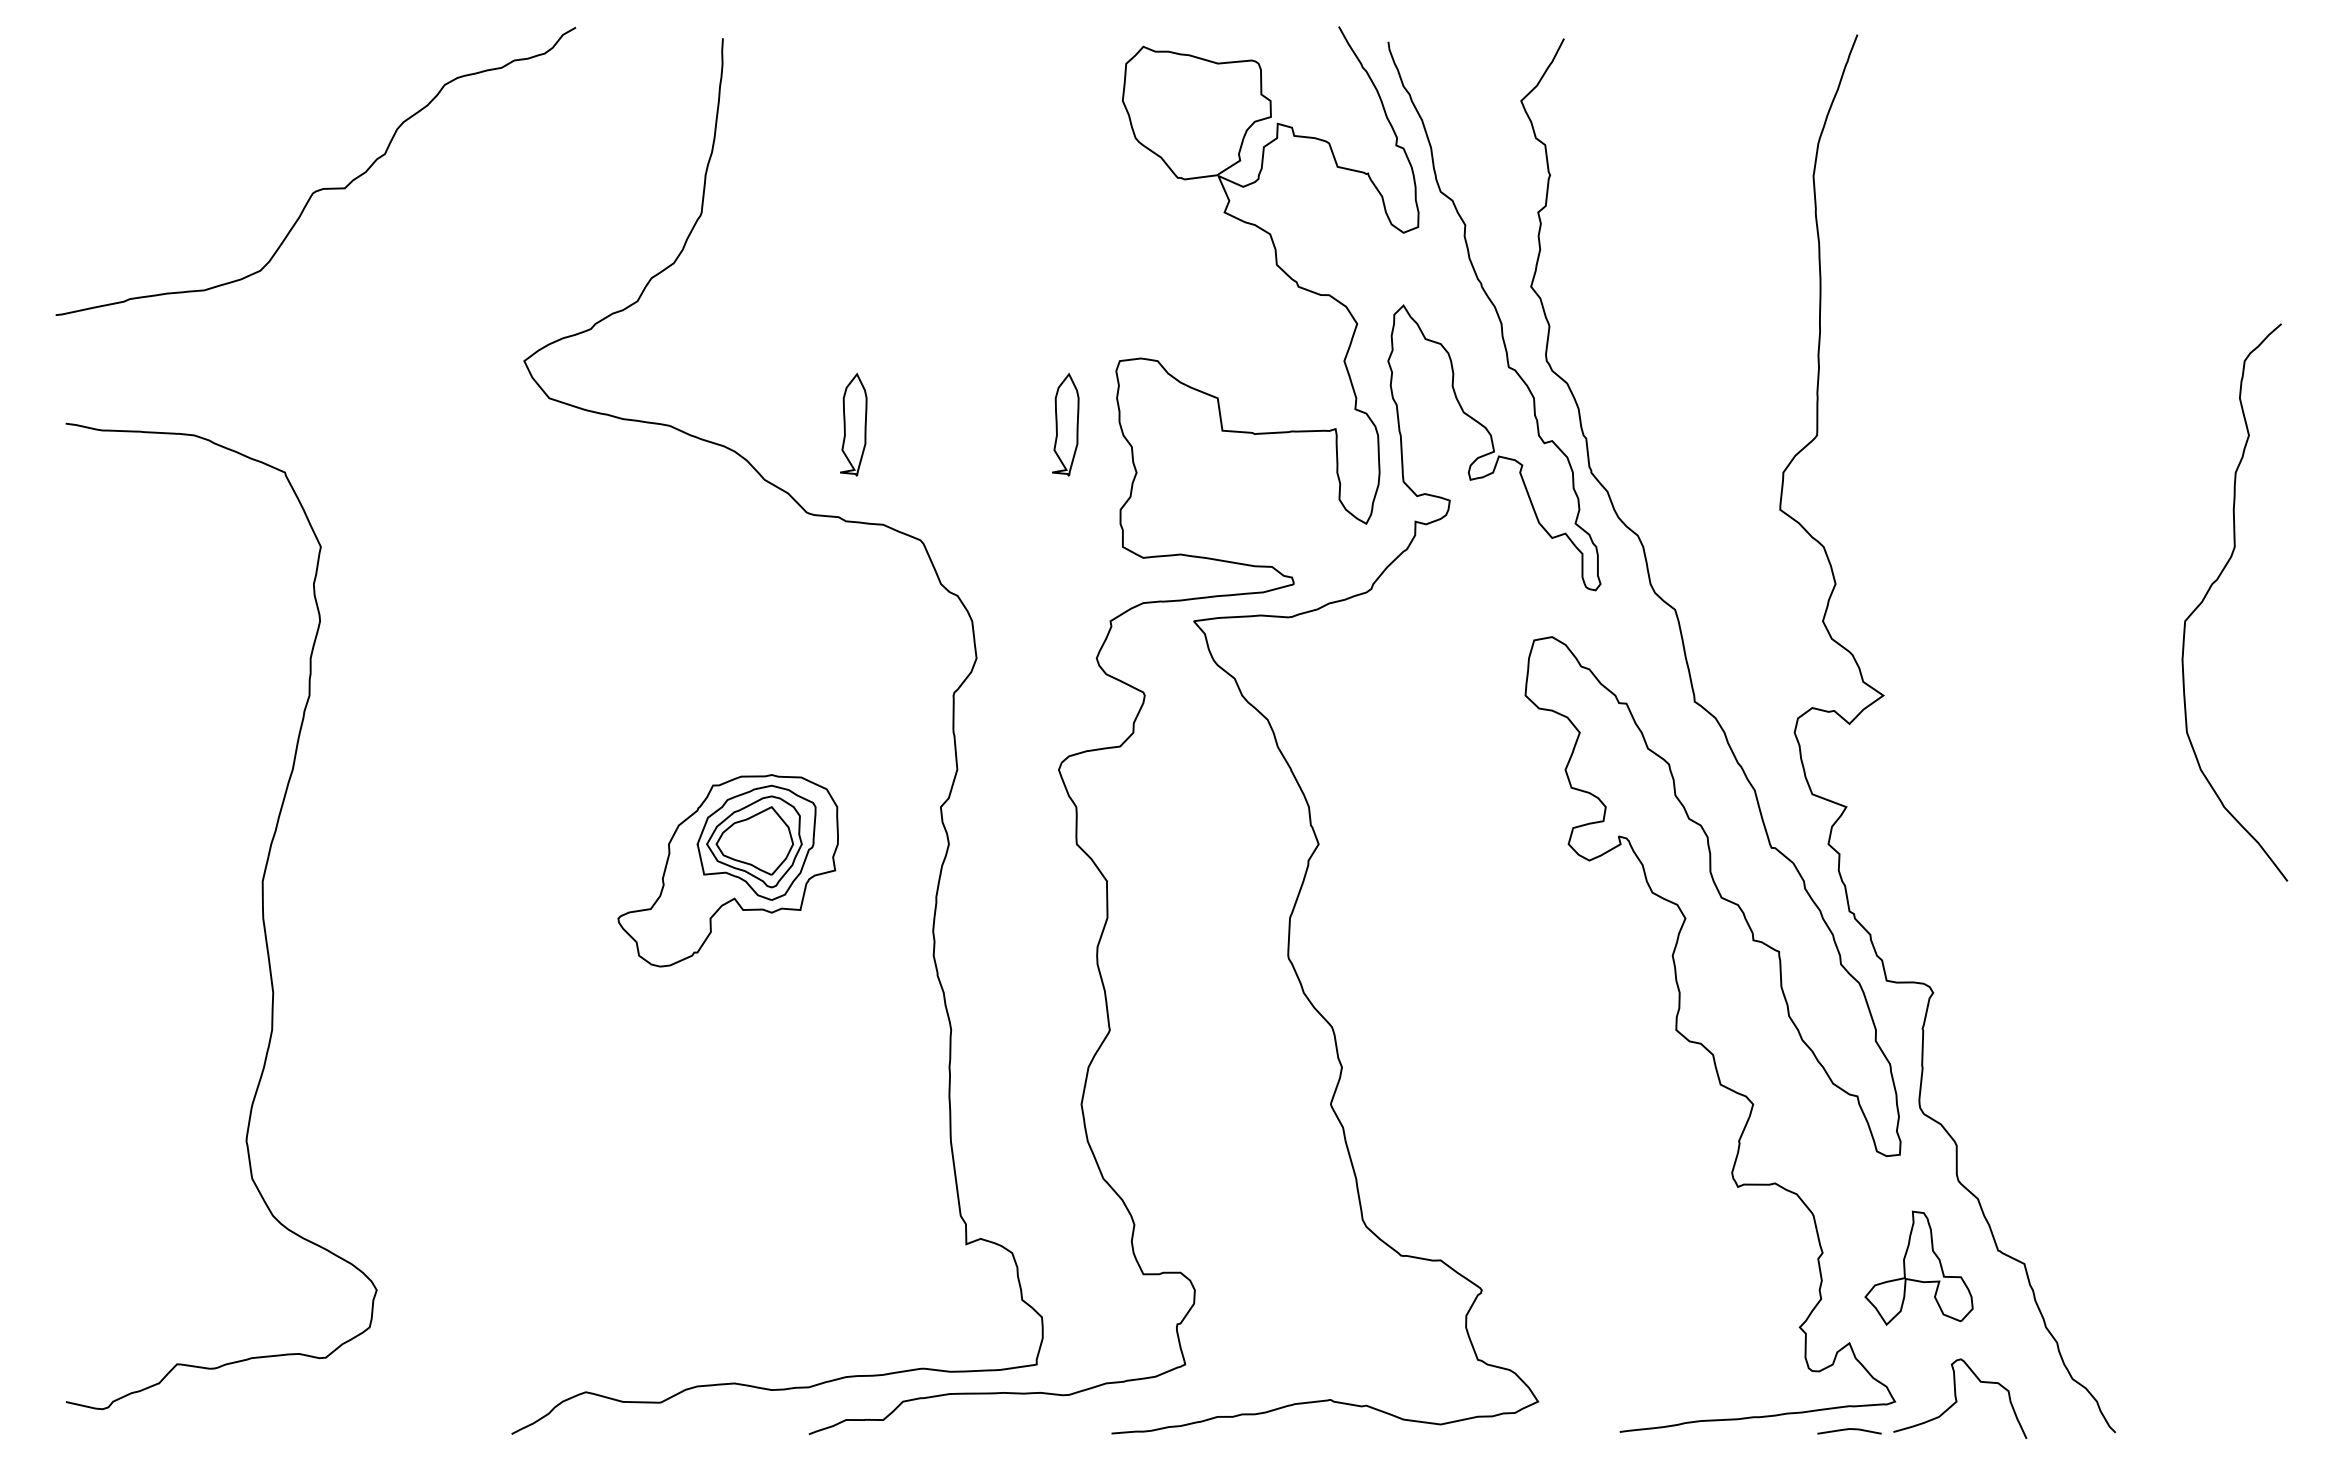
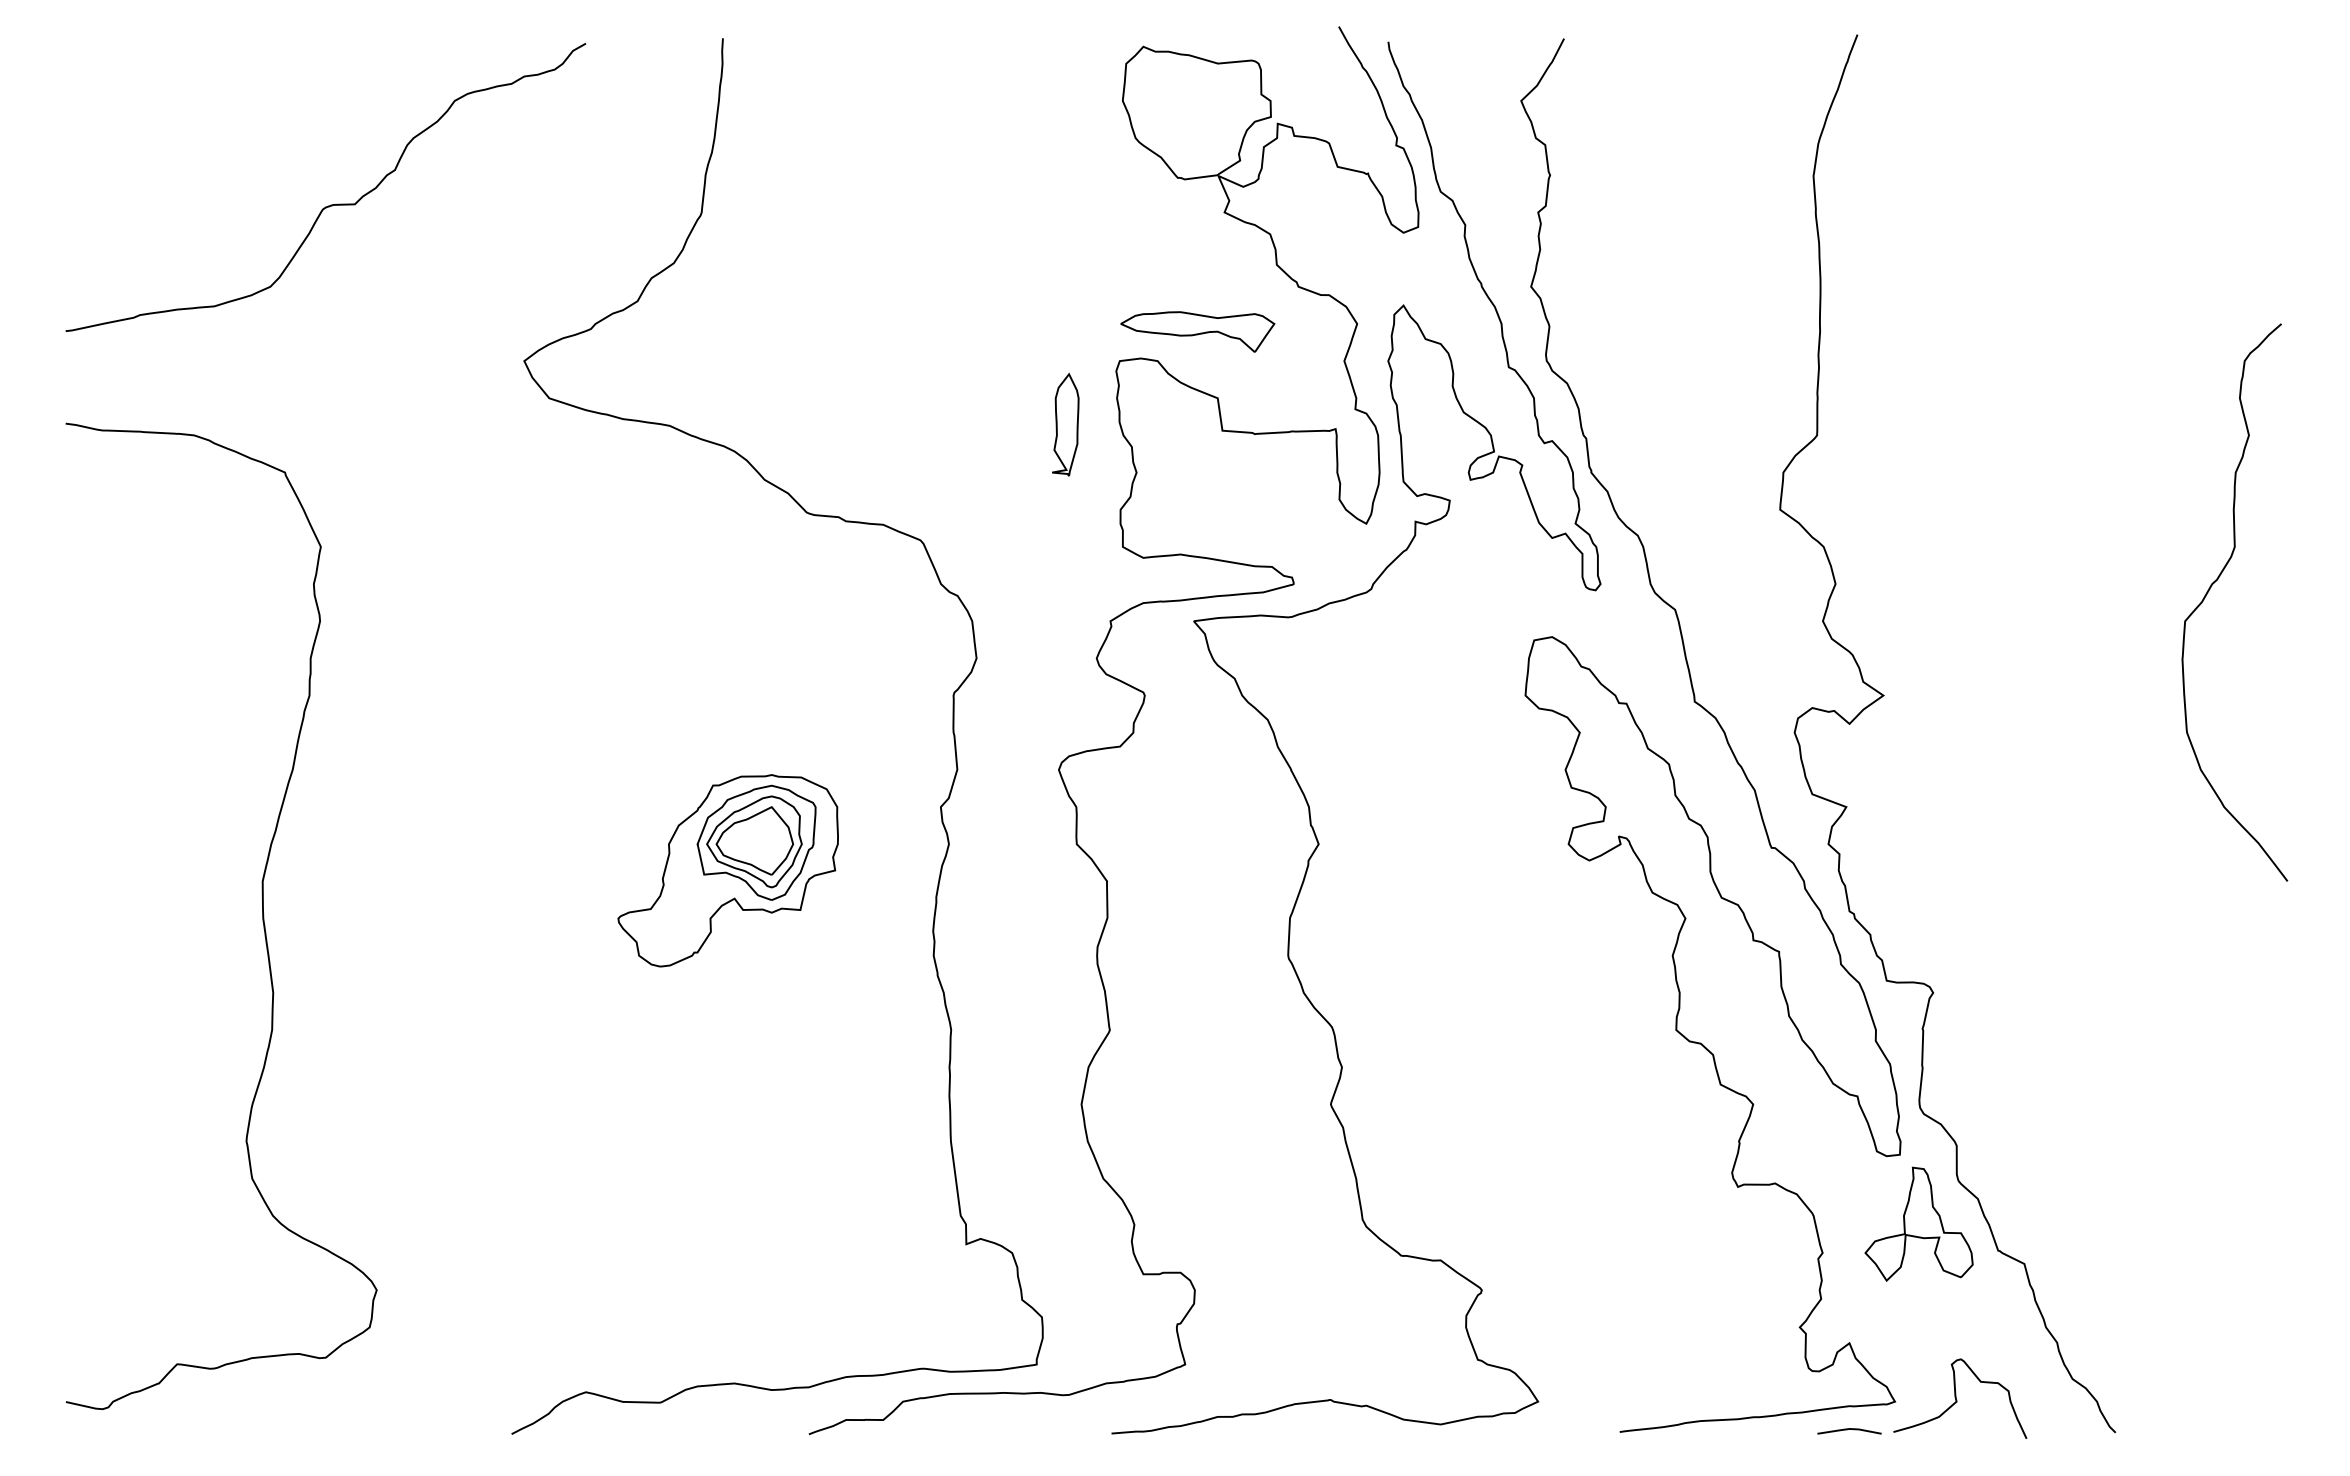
curve position: (321, 188) -> (331, 204) (331, 204)
part: none -> present (1197, 331)
part: present -> none (853, 424)
part position: (1918, 1267) -> (1918, 1223) (1918, 1223)
